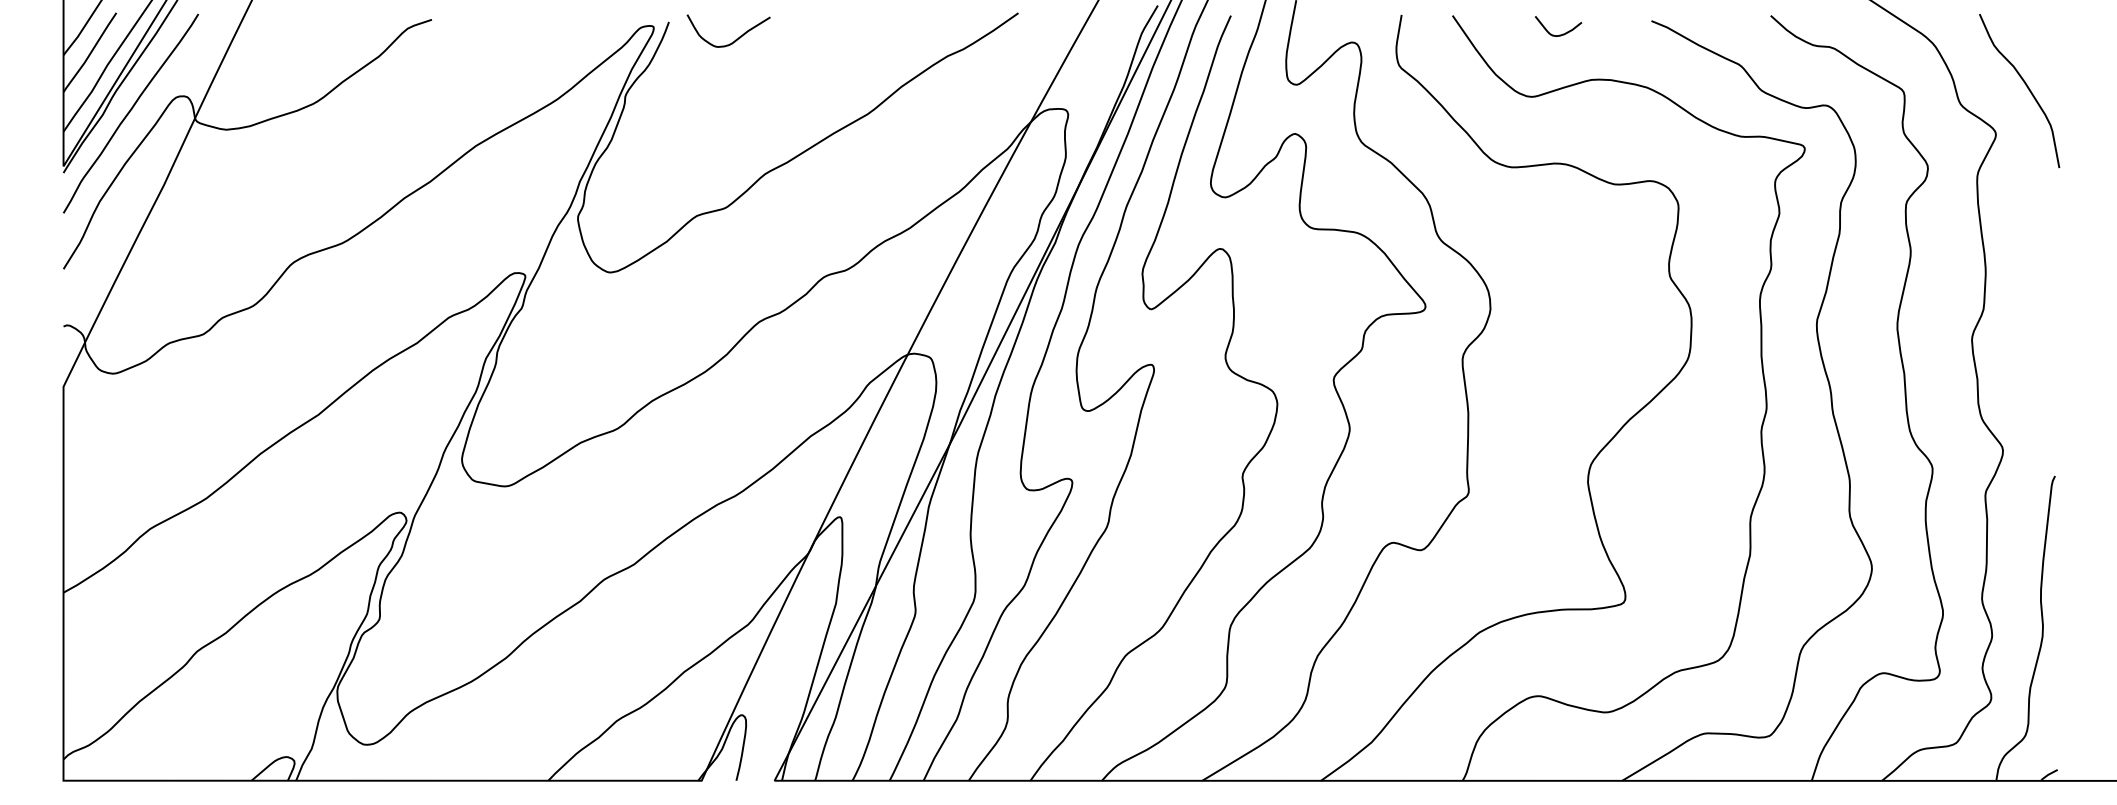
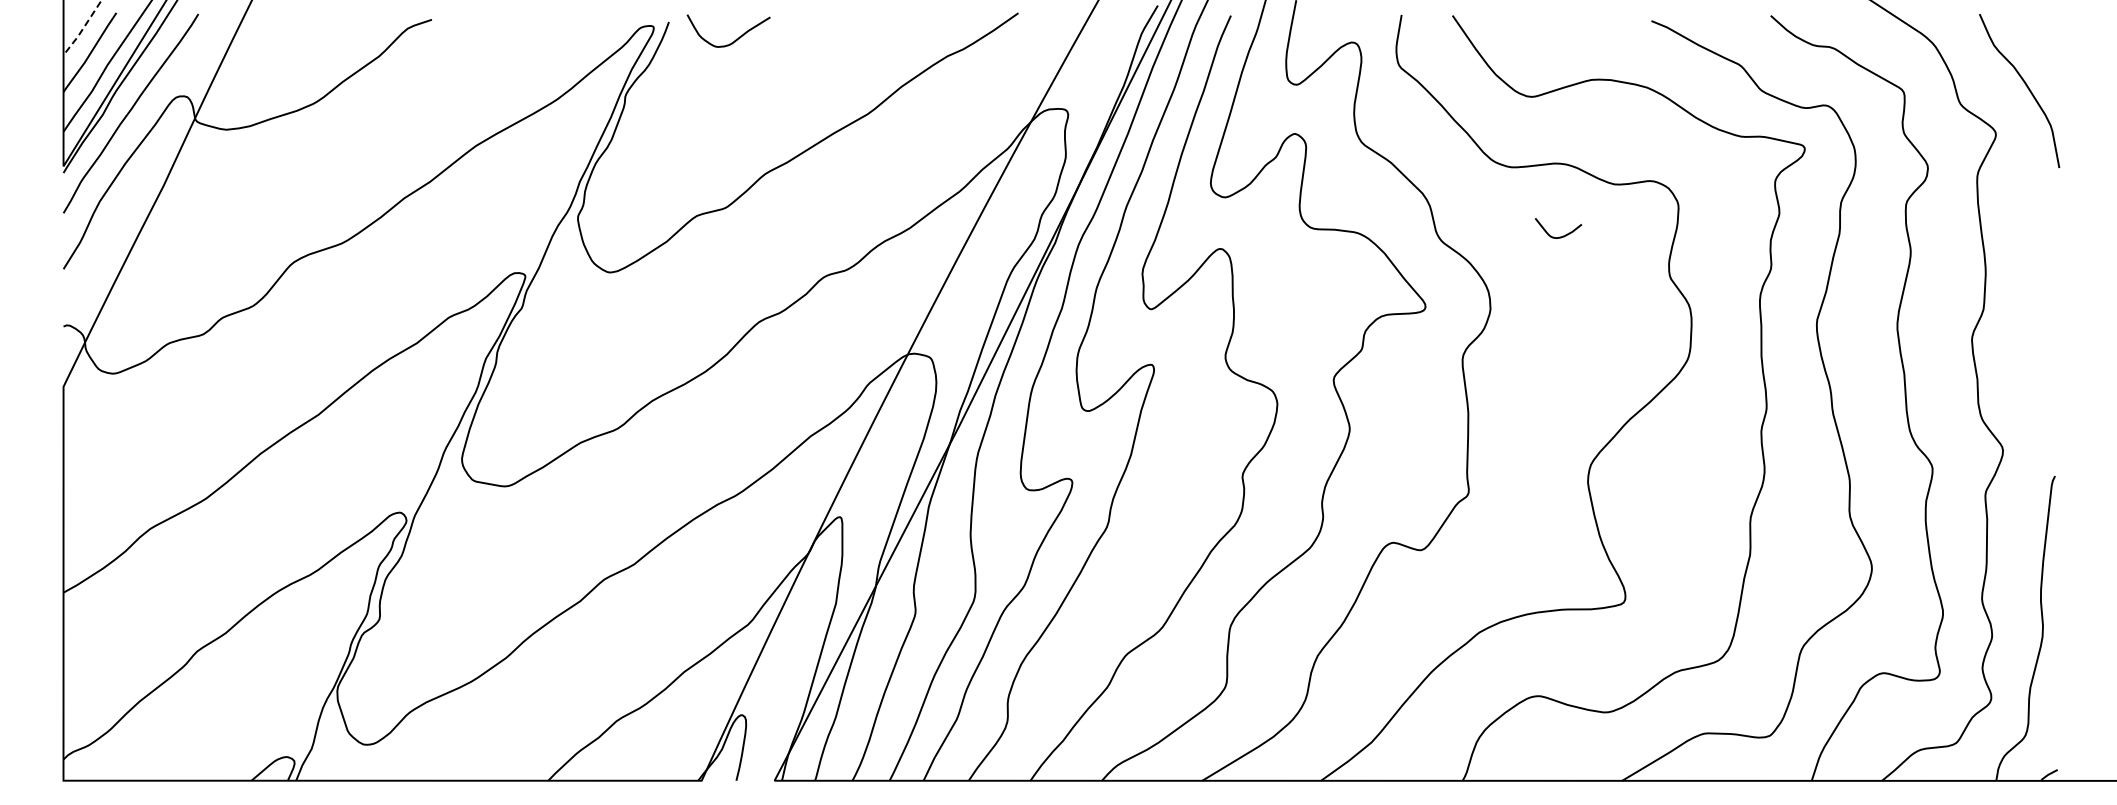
line: solid -> dashed (82, 29)
curve position: (1559, 34) -> (1559, 236) (1559, 236)
